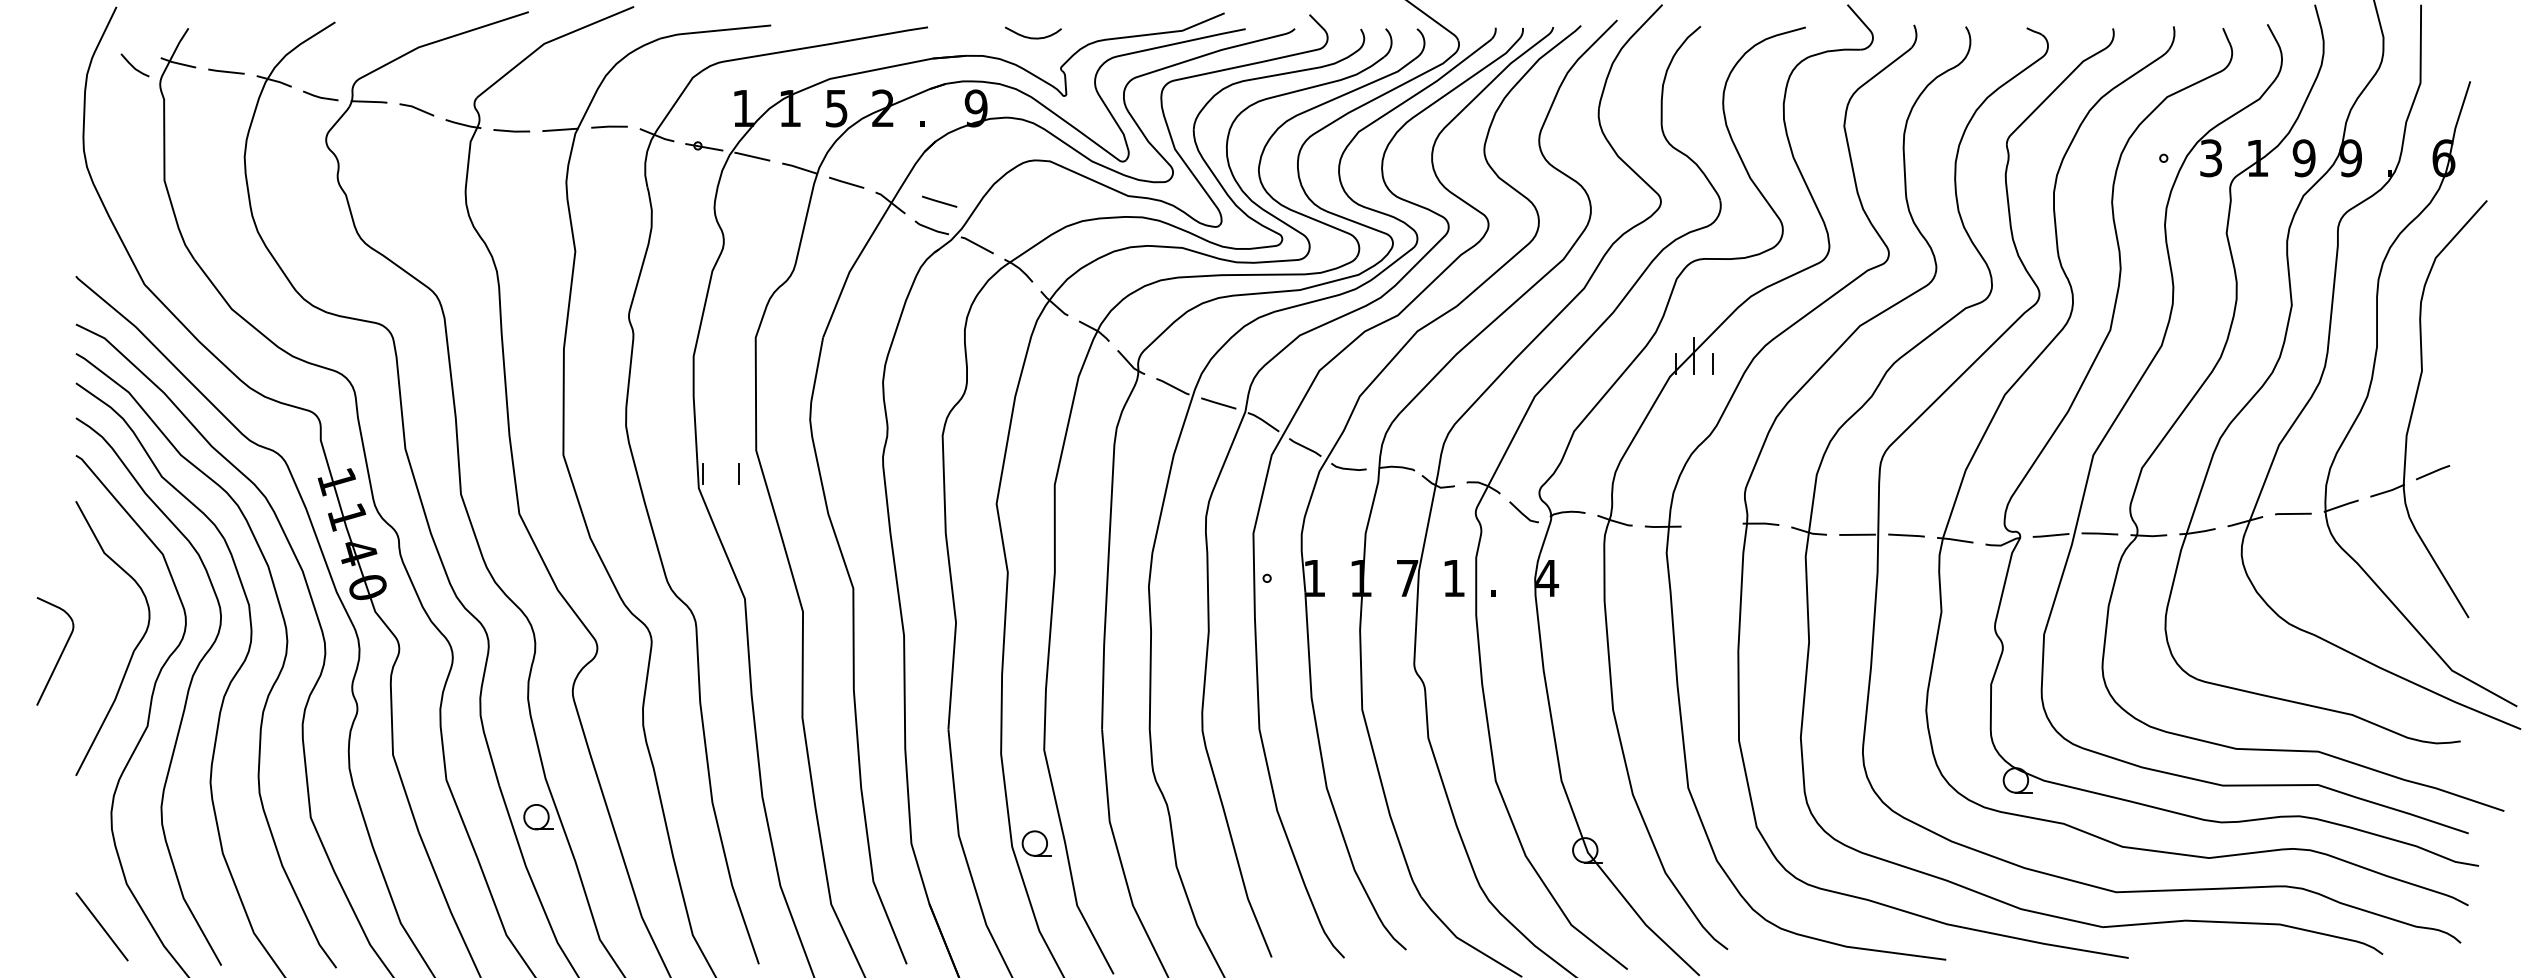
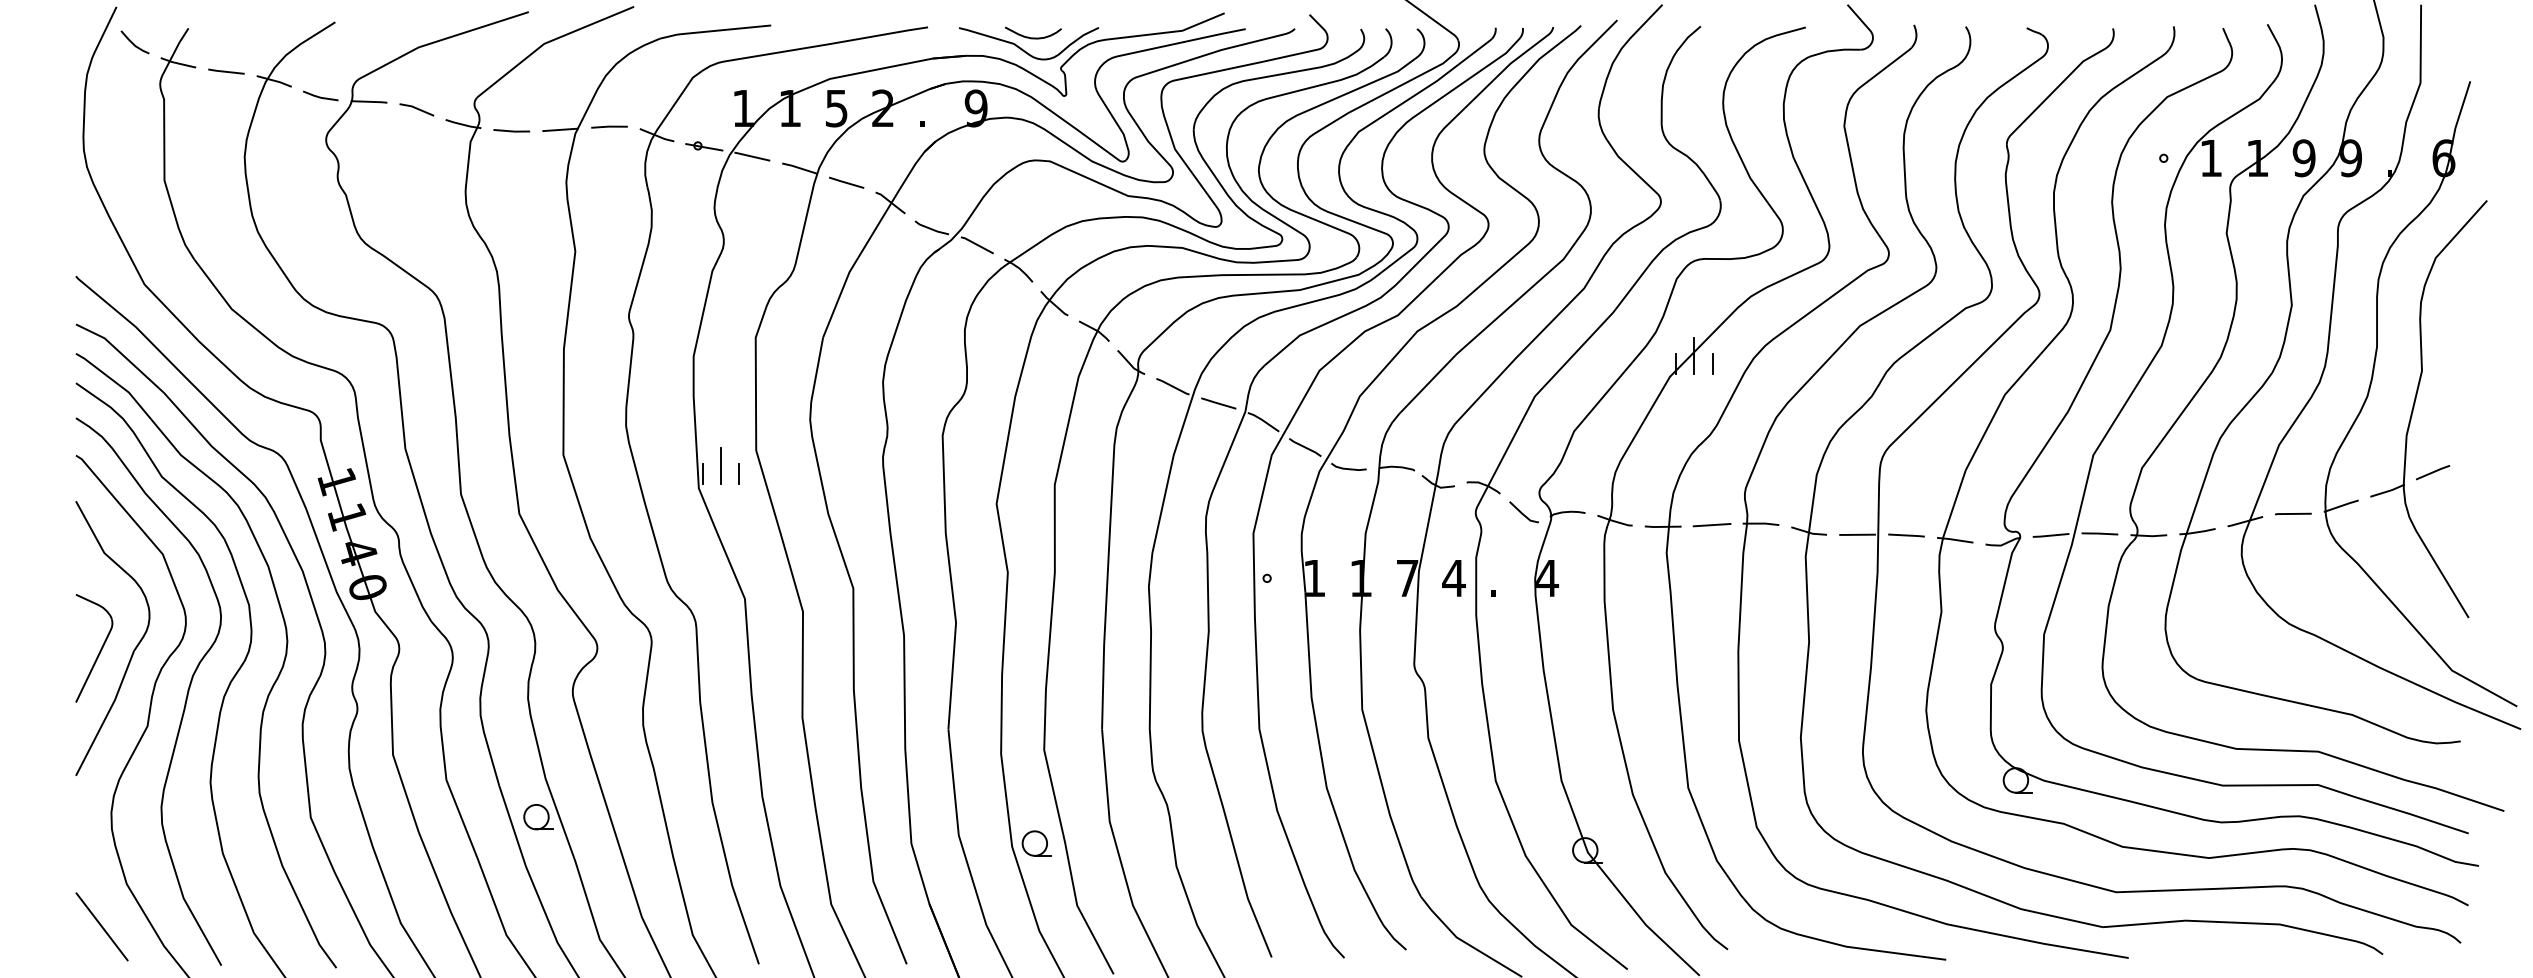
curve: none -> present (1025, 50)
line position: (133, 65) -> (133, 42) (133, 42)
text: 3 -> 1 (2210, 158)
line: present -> none (939, 201)
line: none -> present (720, 465)
line: none -> present (1711, 524)
text: 1 -> 4 (1453, 578)
part position: (55, 651) -> (94, 648) (94, 648)
